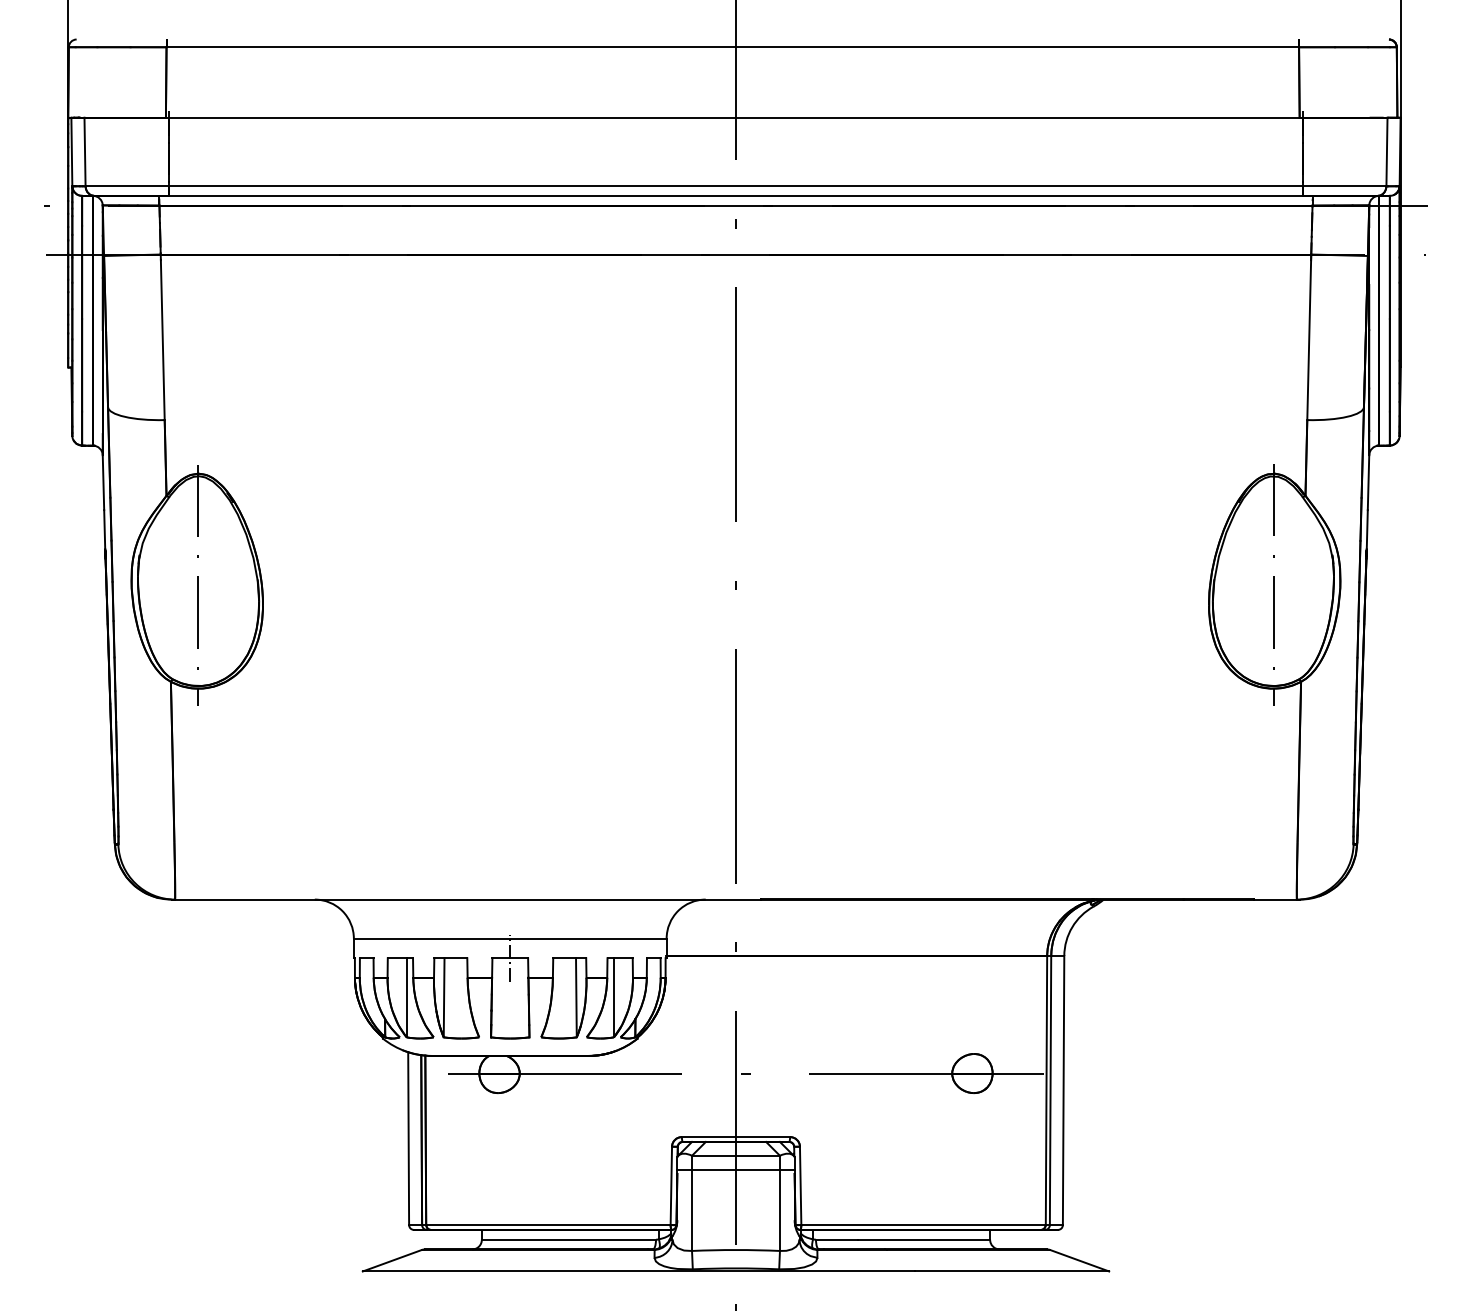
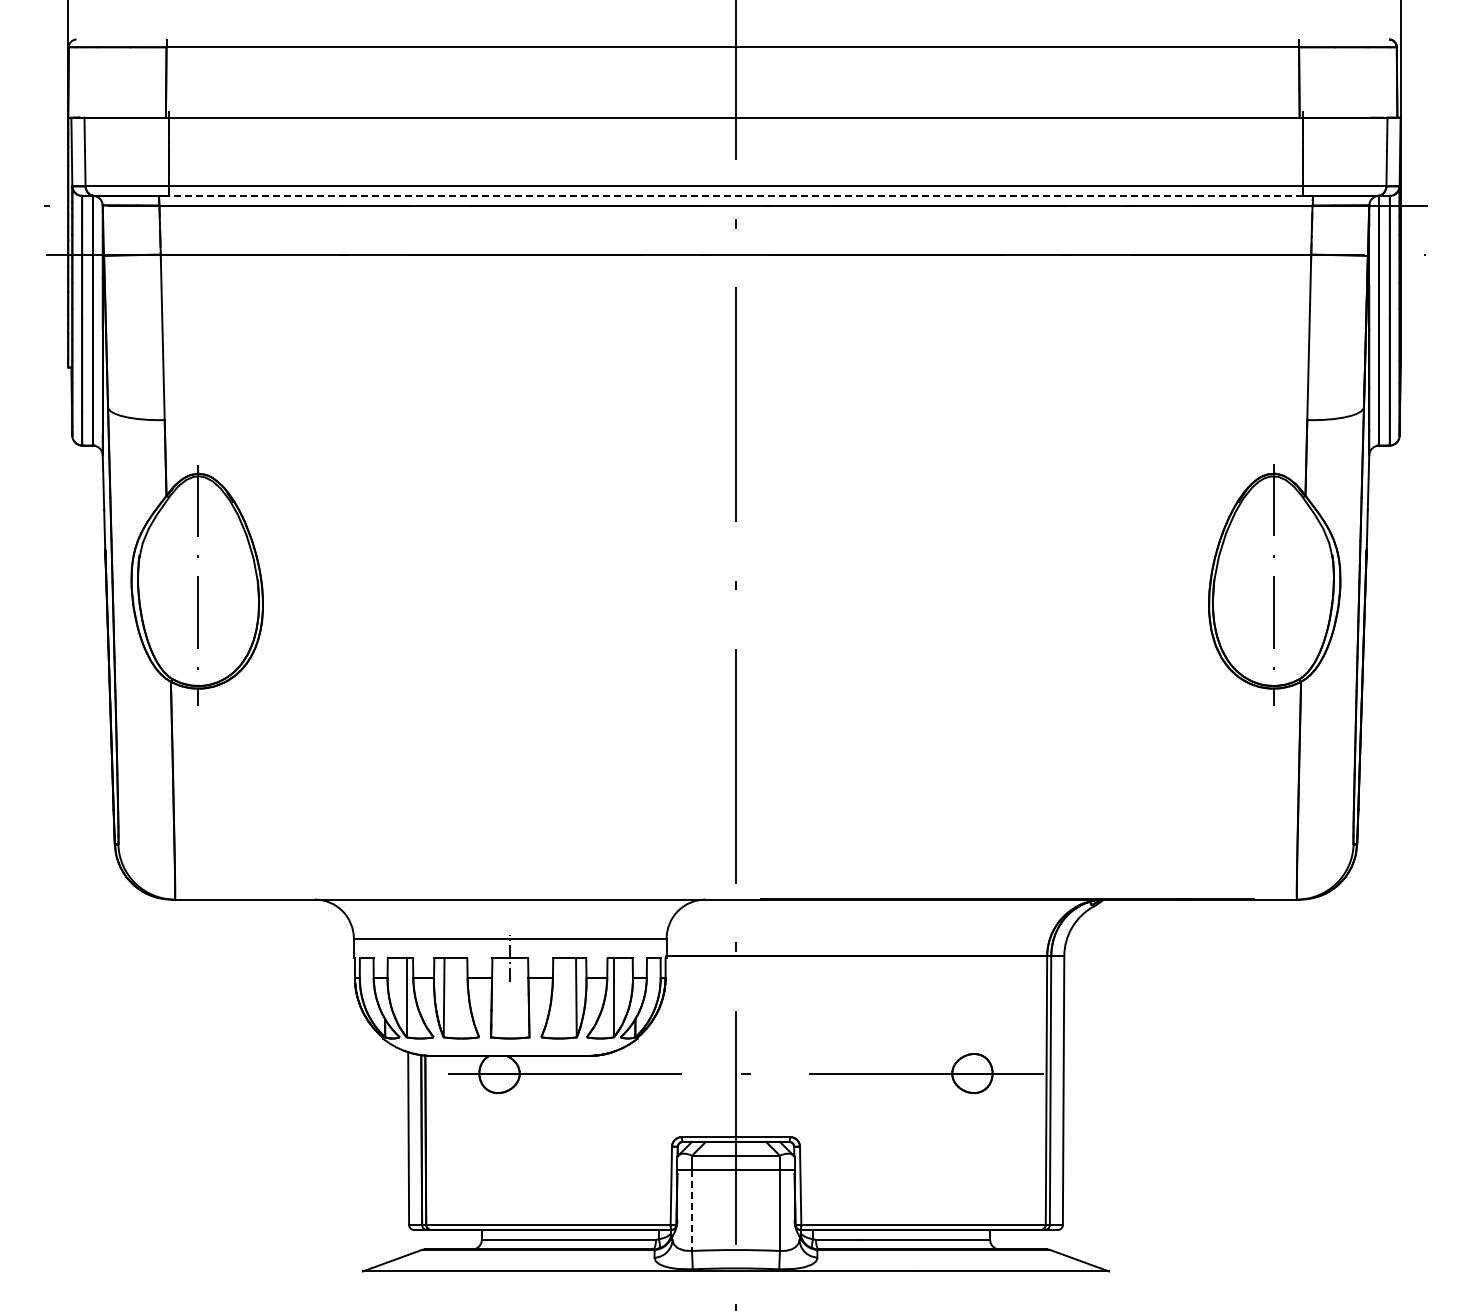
line: solid -> dashed (736, 195)
line: solid -> dashed (692, 1210)
